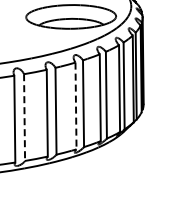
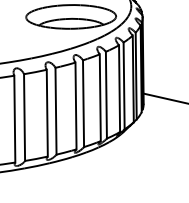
line: none -> present (164, 98)
line: dashed -> solid (76, 106)
line: dashed -> solid (24, 118)
